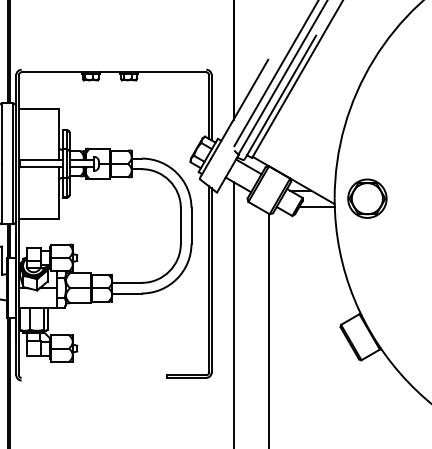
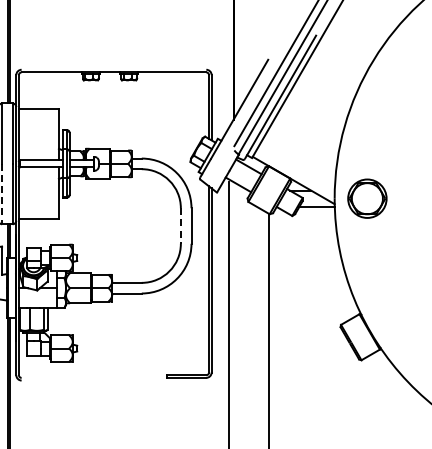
line: solid -> dashed (2, 194)
line: solid -> dashed (180, 226)
line position: (233, 313) -> (228, 313) (228, 313)
